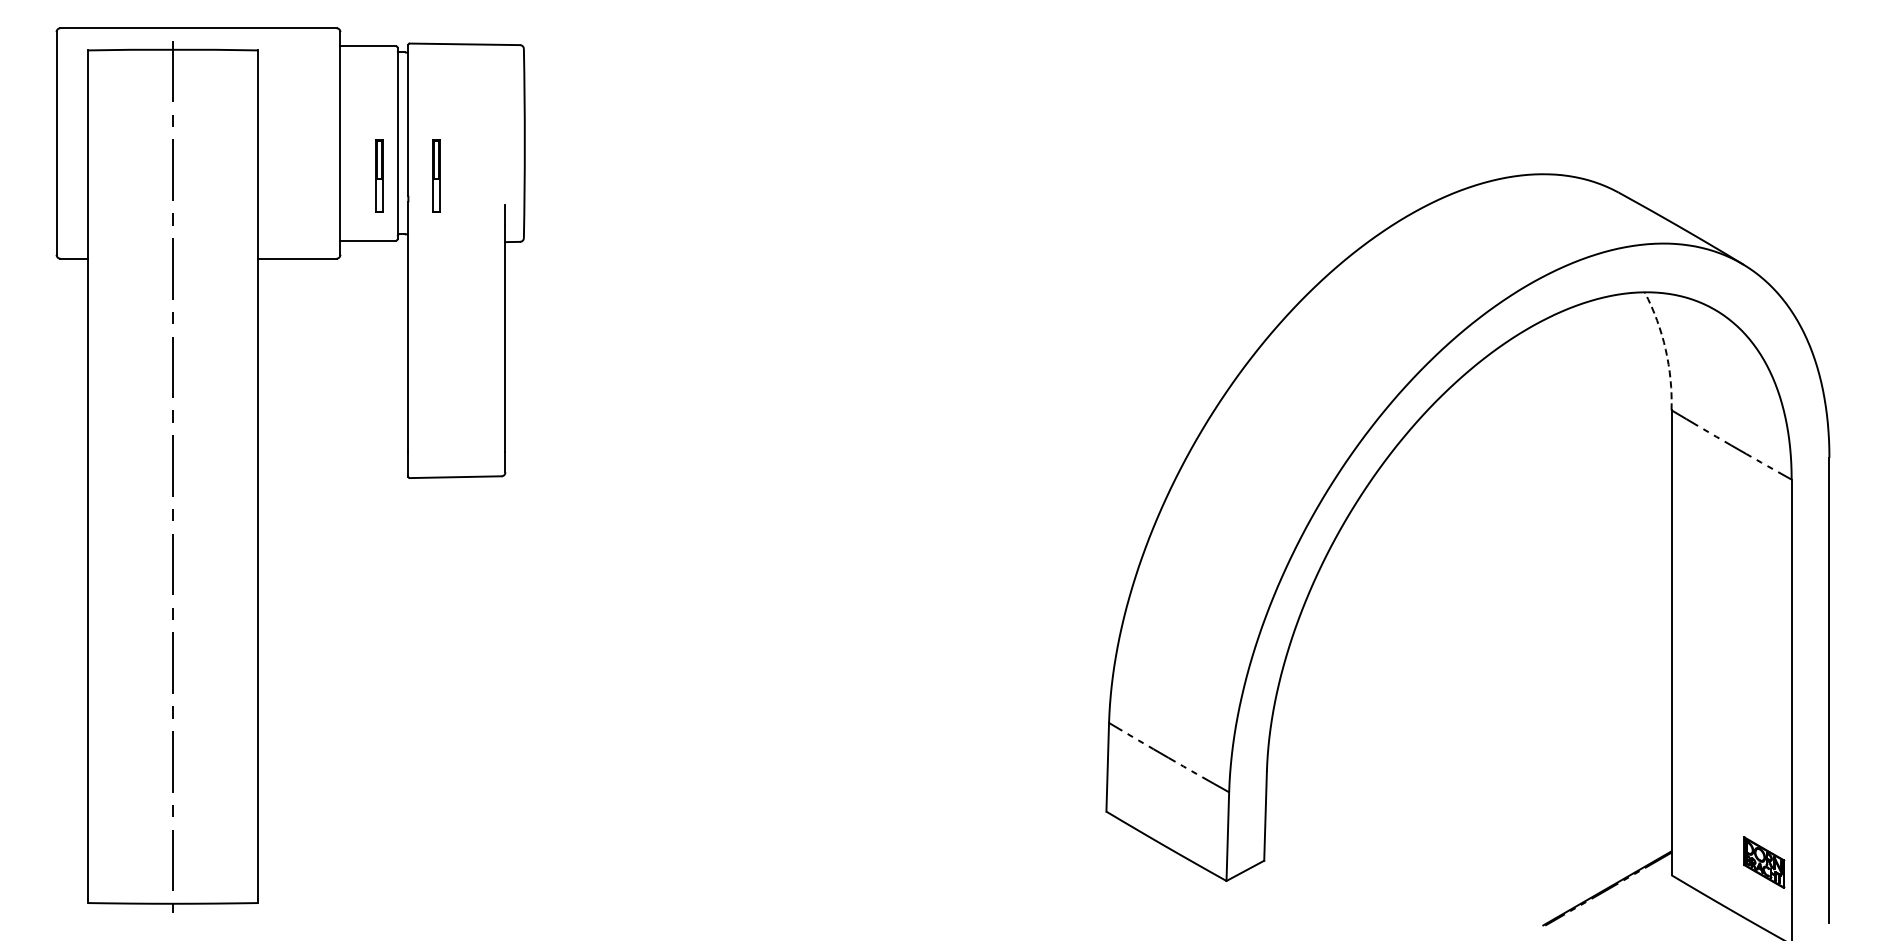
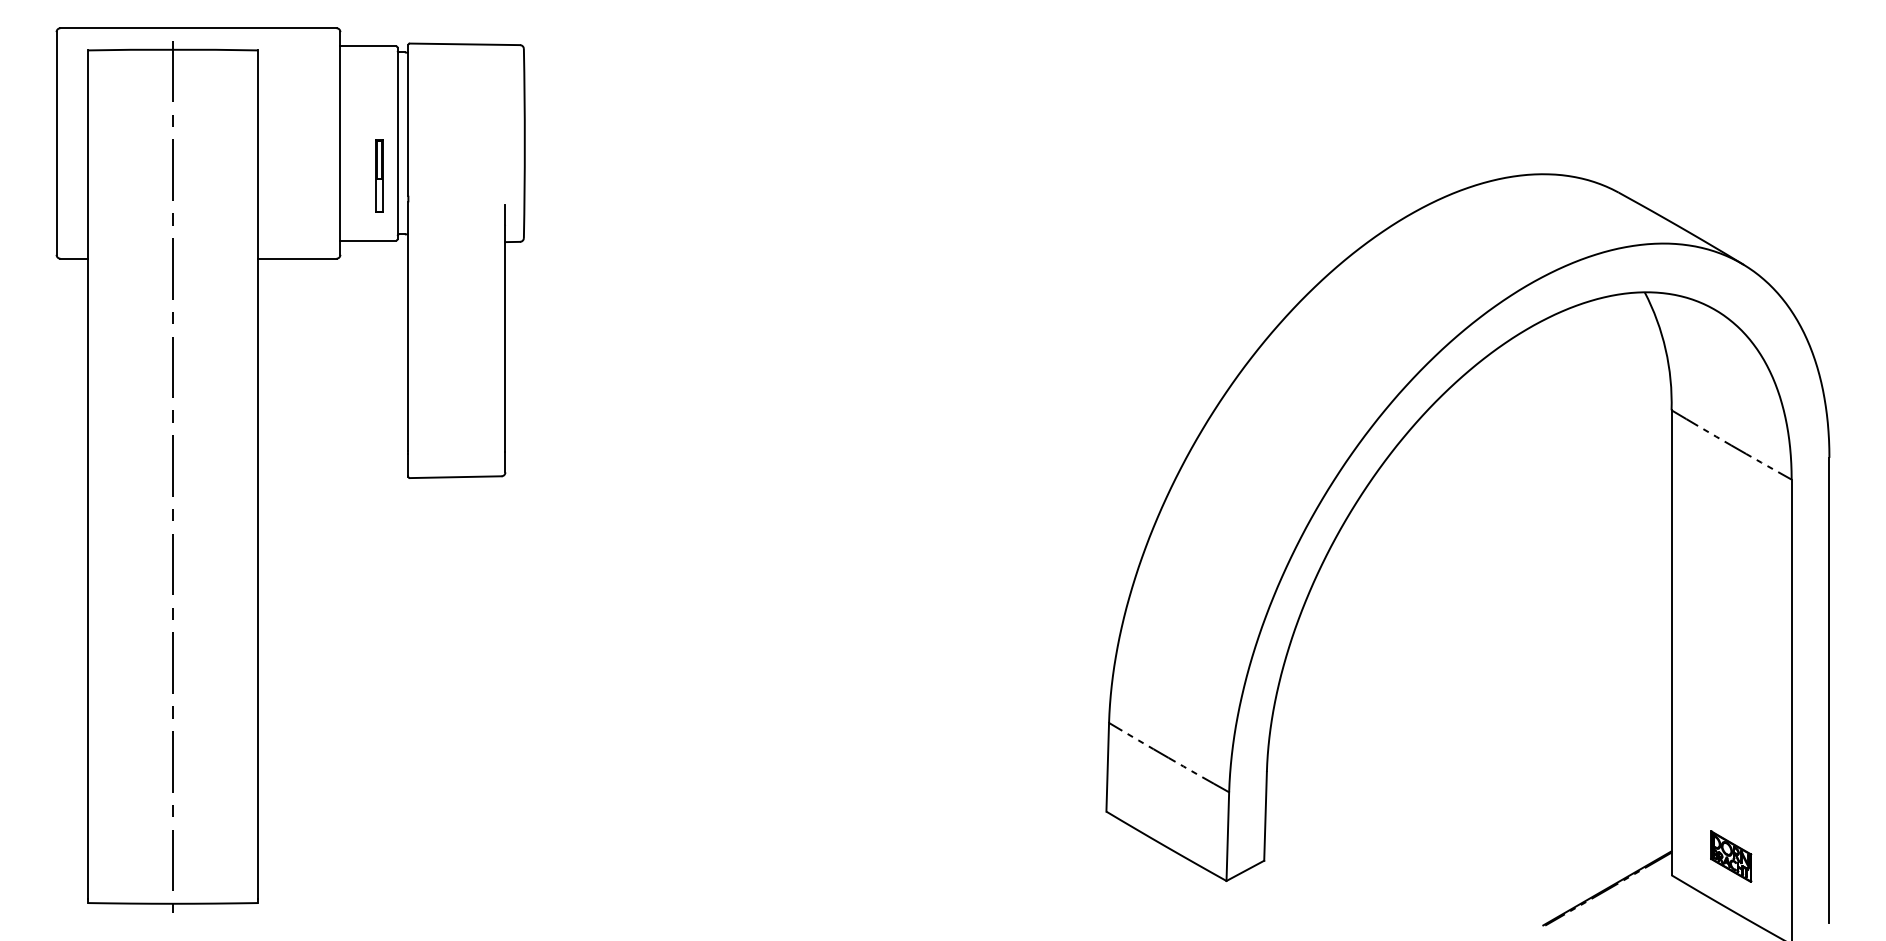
part: present -> none (436, 175)
arc: dashed -> solid (1665, 349)
part position: (1764, 862) -> (1731, 856) (1731, 856)
